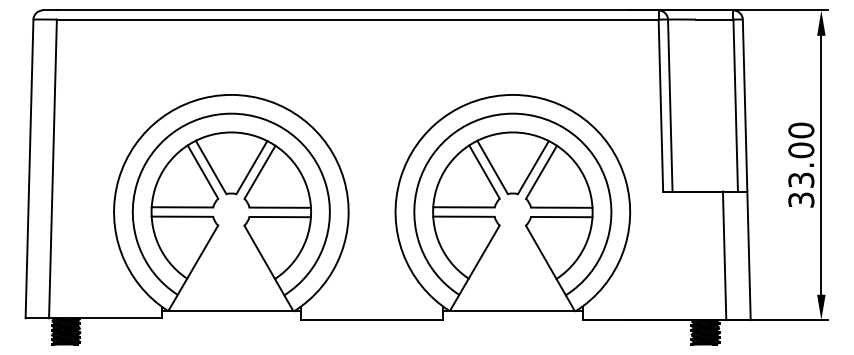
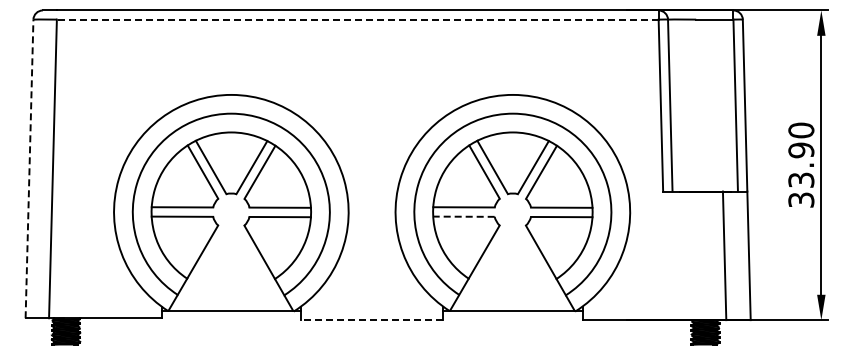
line: solid -> dashed (357, 19)
text: 33.00 -> 33.90 (801, 150)
line: solid -> dashed (29, 168)
line: solid -> dashed (463, 216)
line: solid -> dashed (372, 320)
